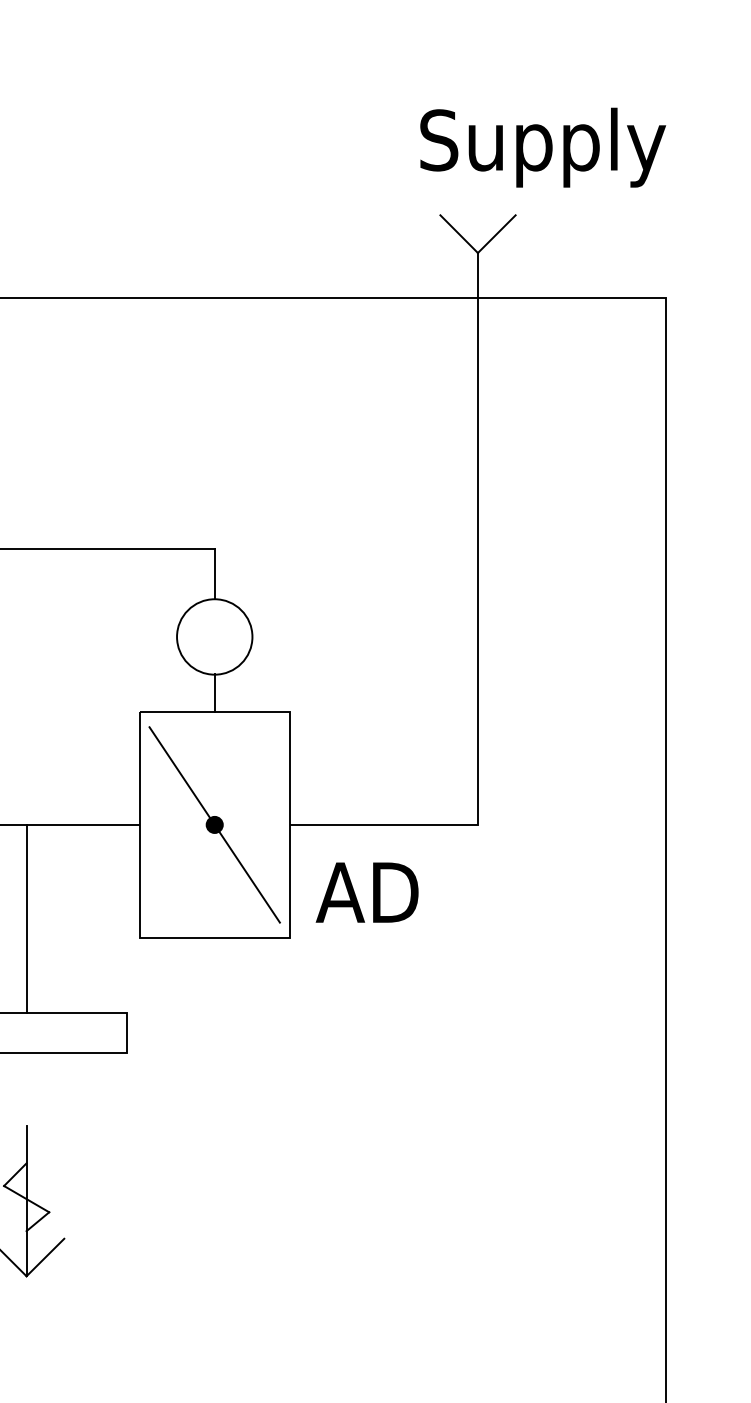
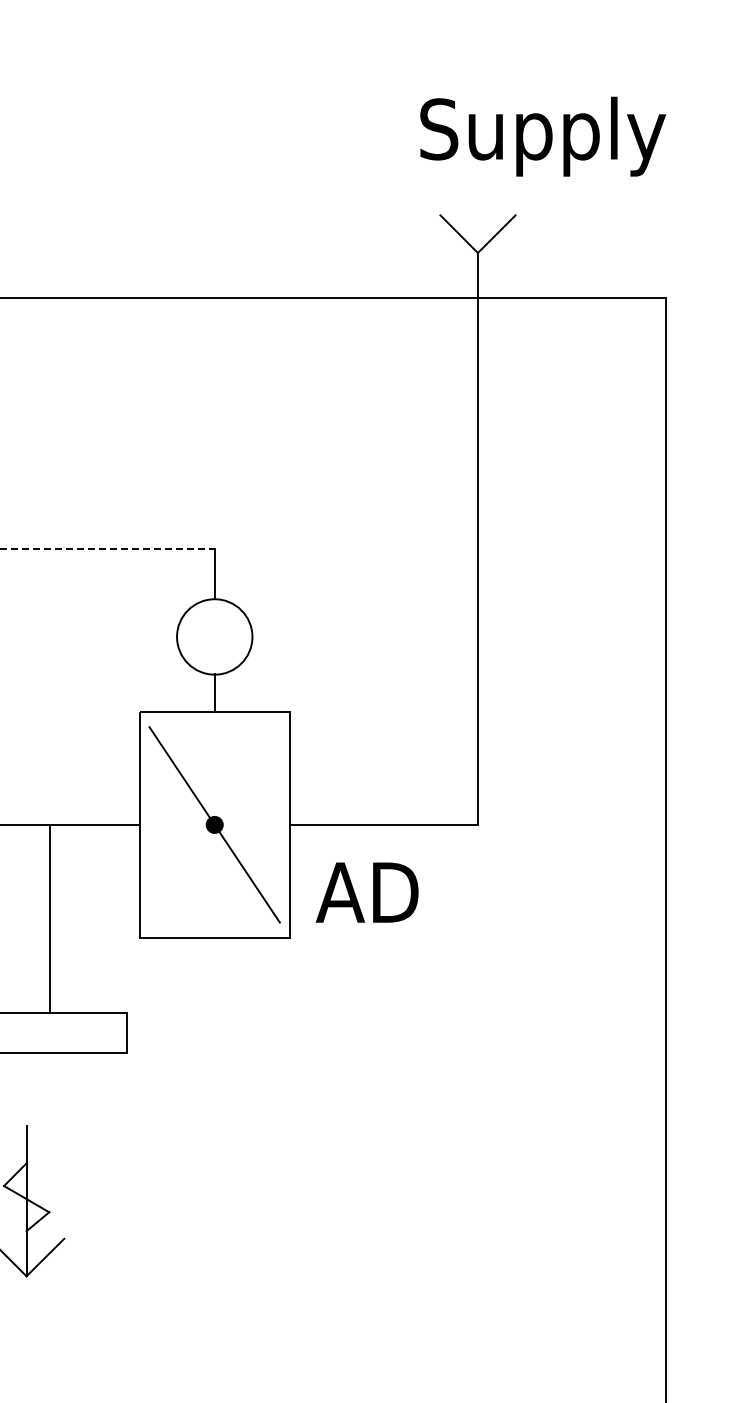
text position: (543, 147) -> (543, 136) (543, 136)
line: solid -> dashed (107, 549)
line position: (26, 918) -> (49, 918) (49, 918)
